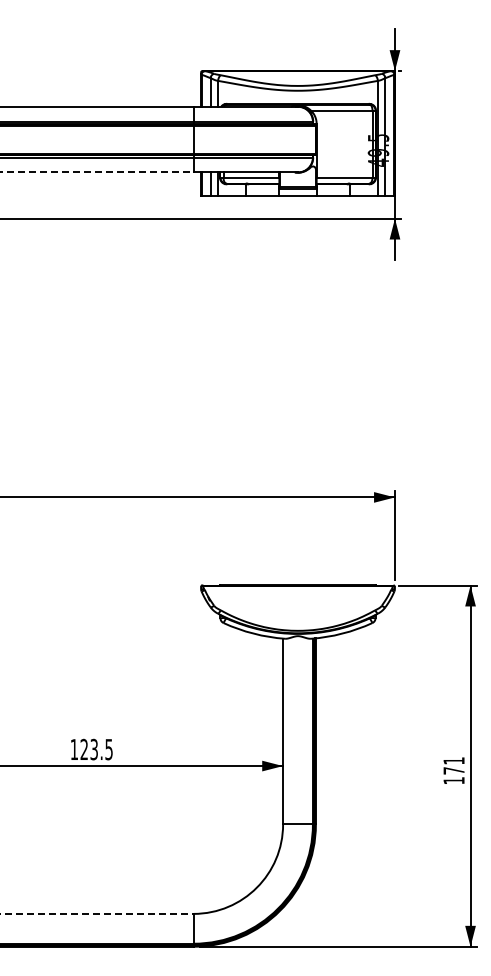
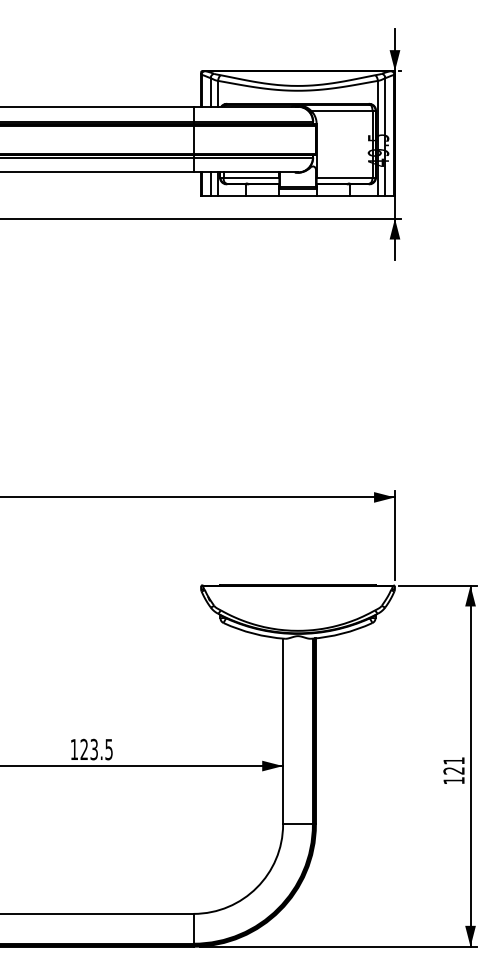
line: dashed -> solid (97, 172)
text: 171 -> 121 (453, 770)
line: dashed -> solid (96, 913)
